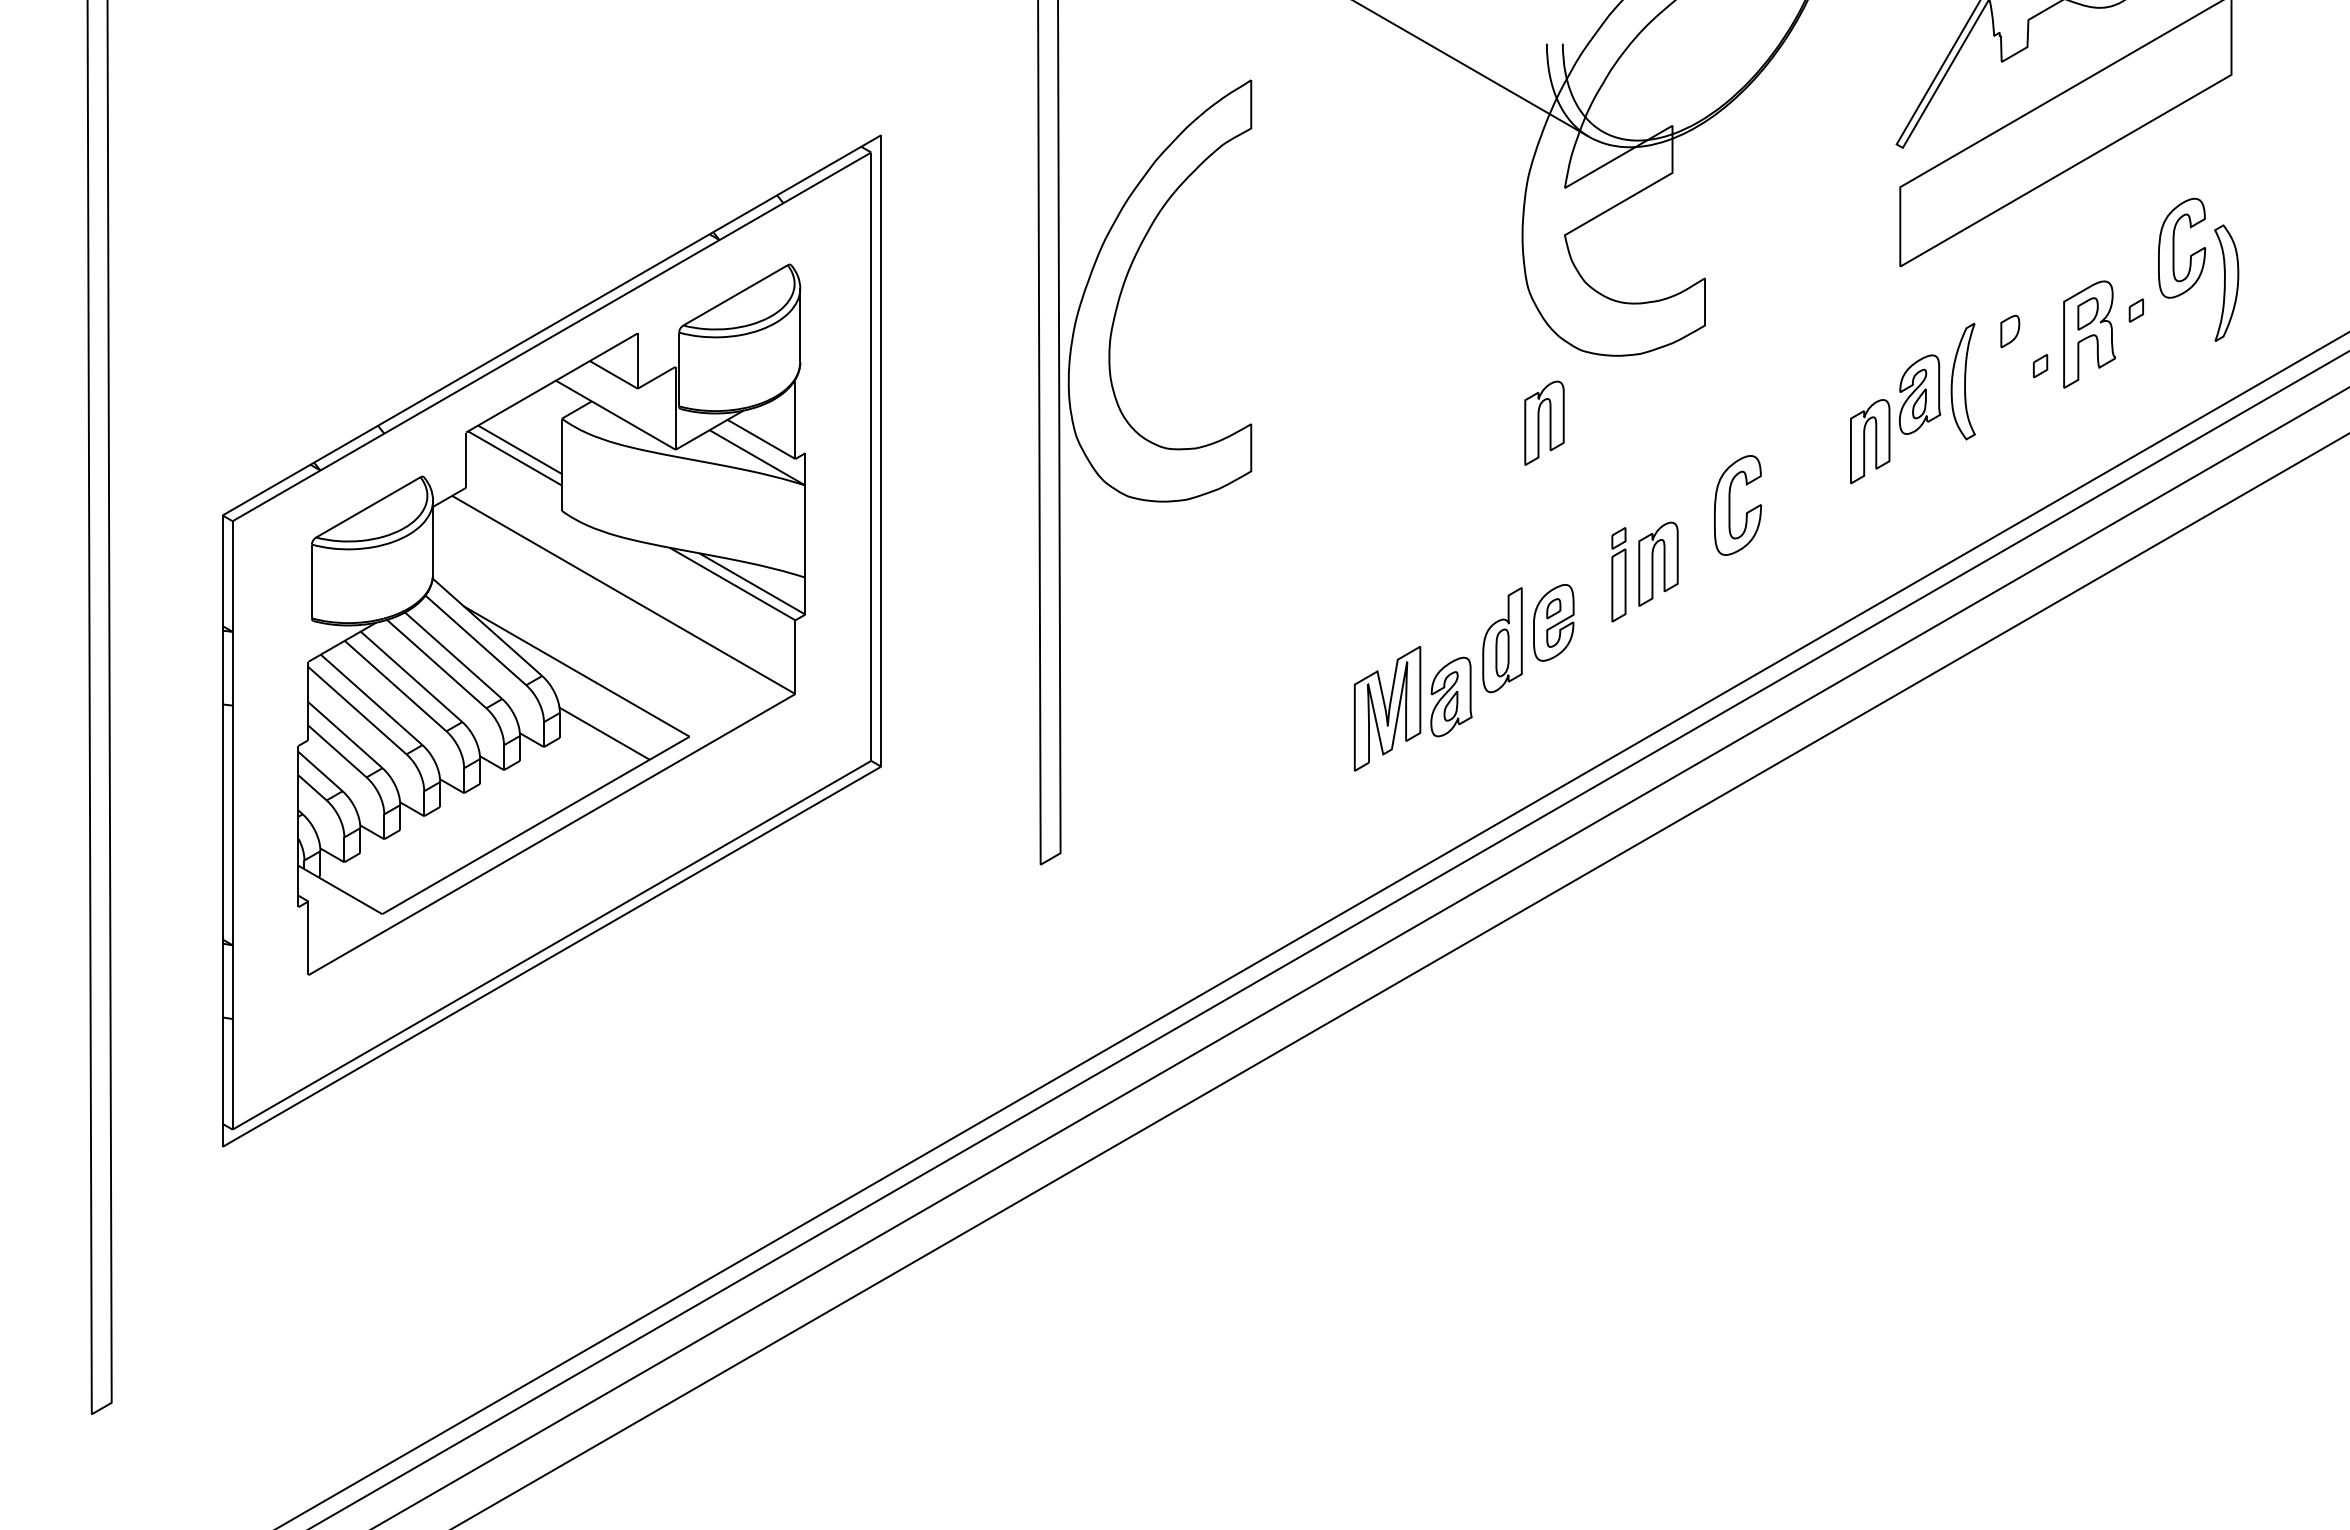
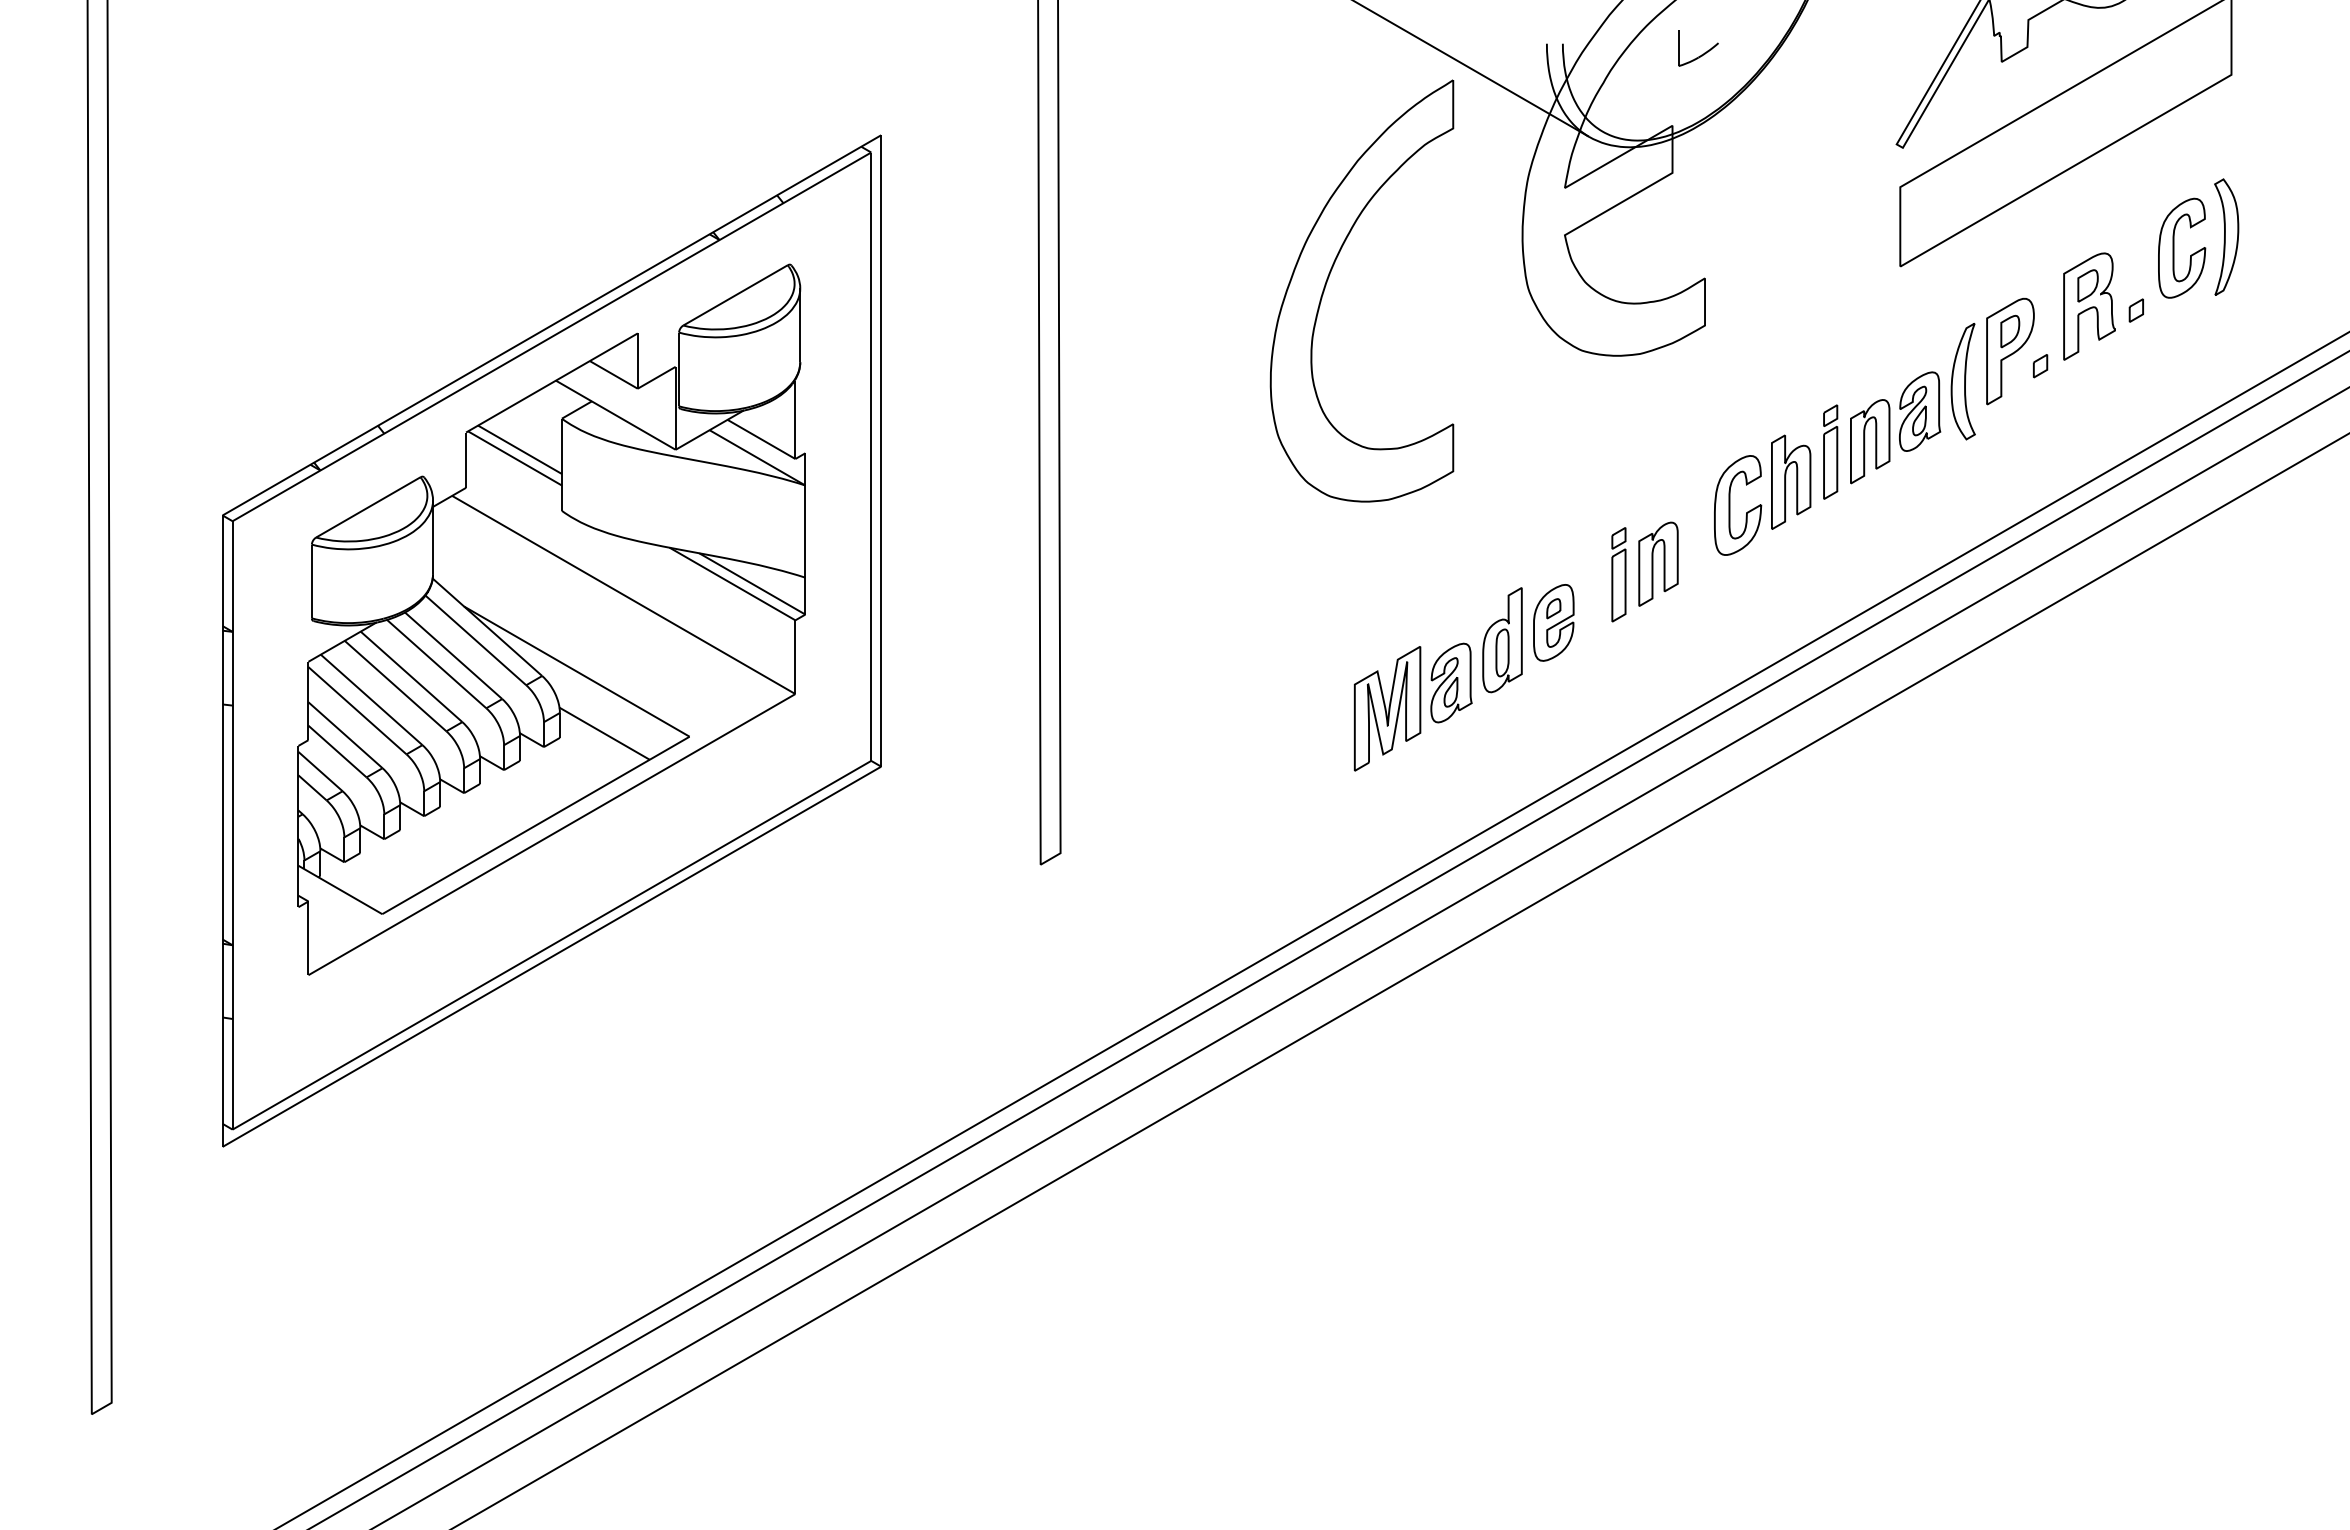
part: none -> present (1701, 54)
part position: (1127, 277) -> (1329, 277) (1329, 277)
part position: (2226, 282) -> (2226, 236) (2226, 236)
part position: (2089, 334) -> (2089, 306) (2089, 306)
part: none -> present (2010, 351)
part position: (1920, 394) -> (1920, 411) (1920, 411)
part: present -> none (1544, 422)
part: none -> present (1830, 451)
part: none -> present (1791, 481)
part position: (1451, 696) -> (1451, 682) (1451, 682)
